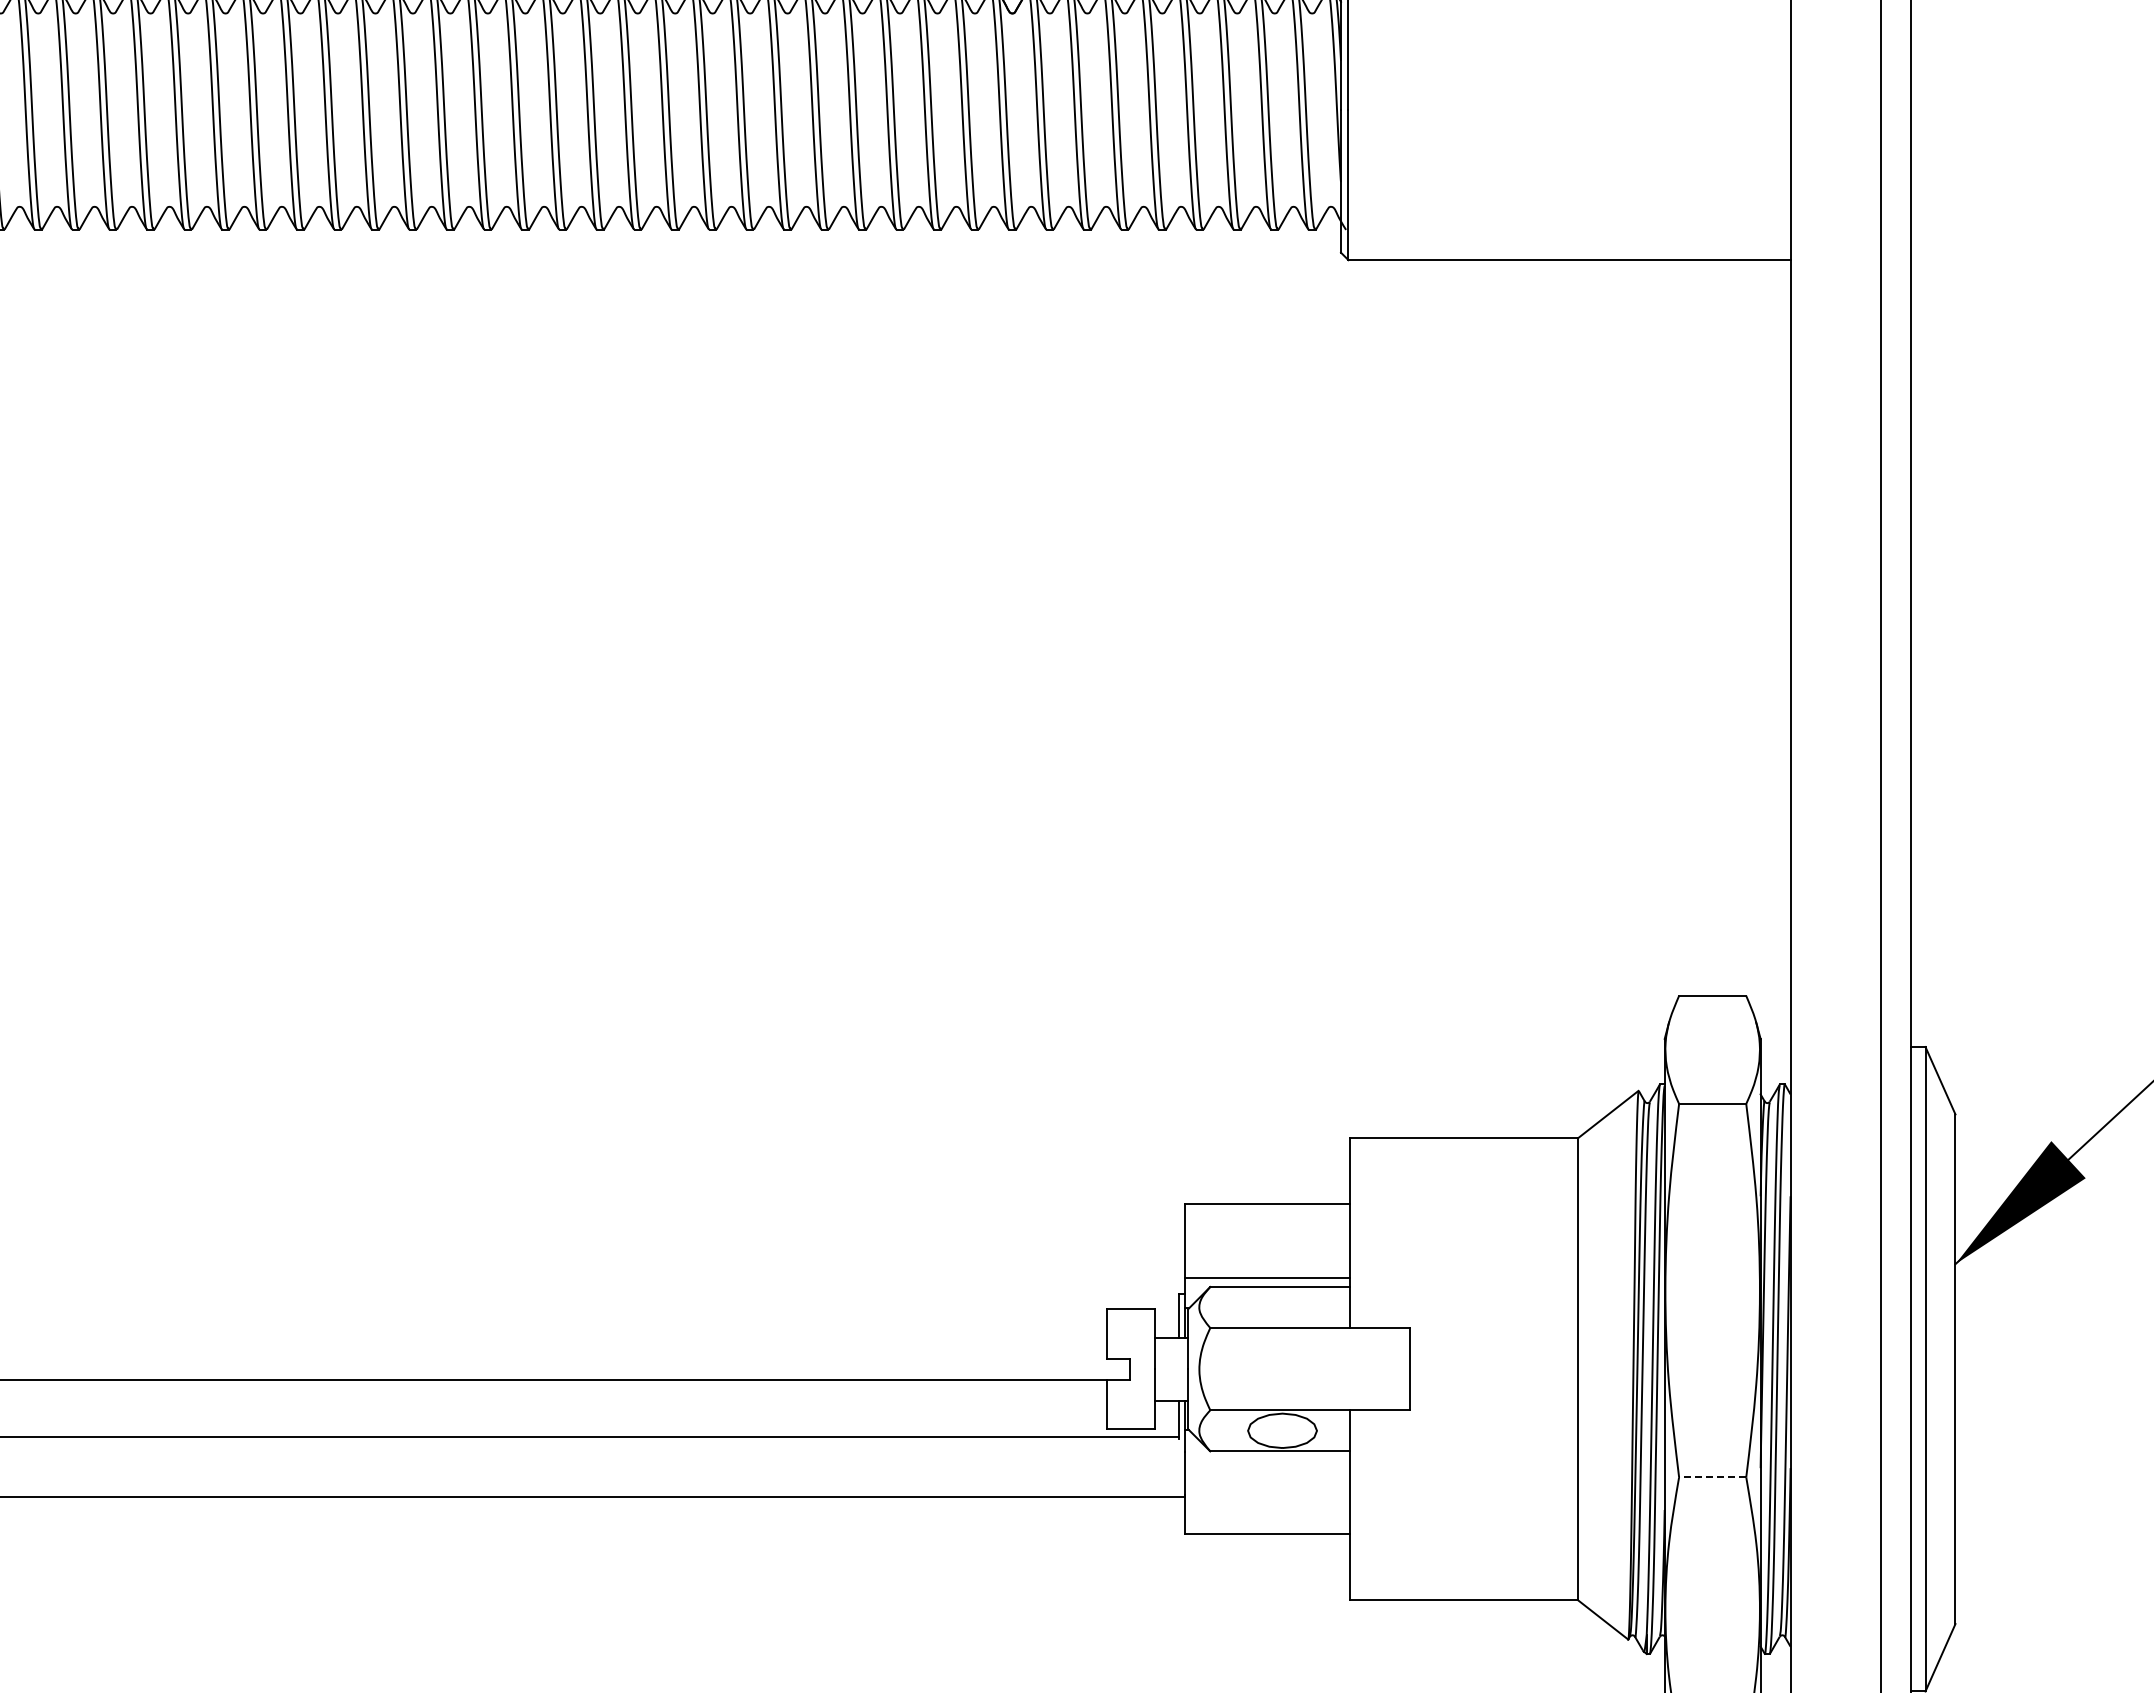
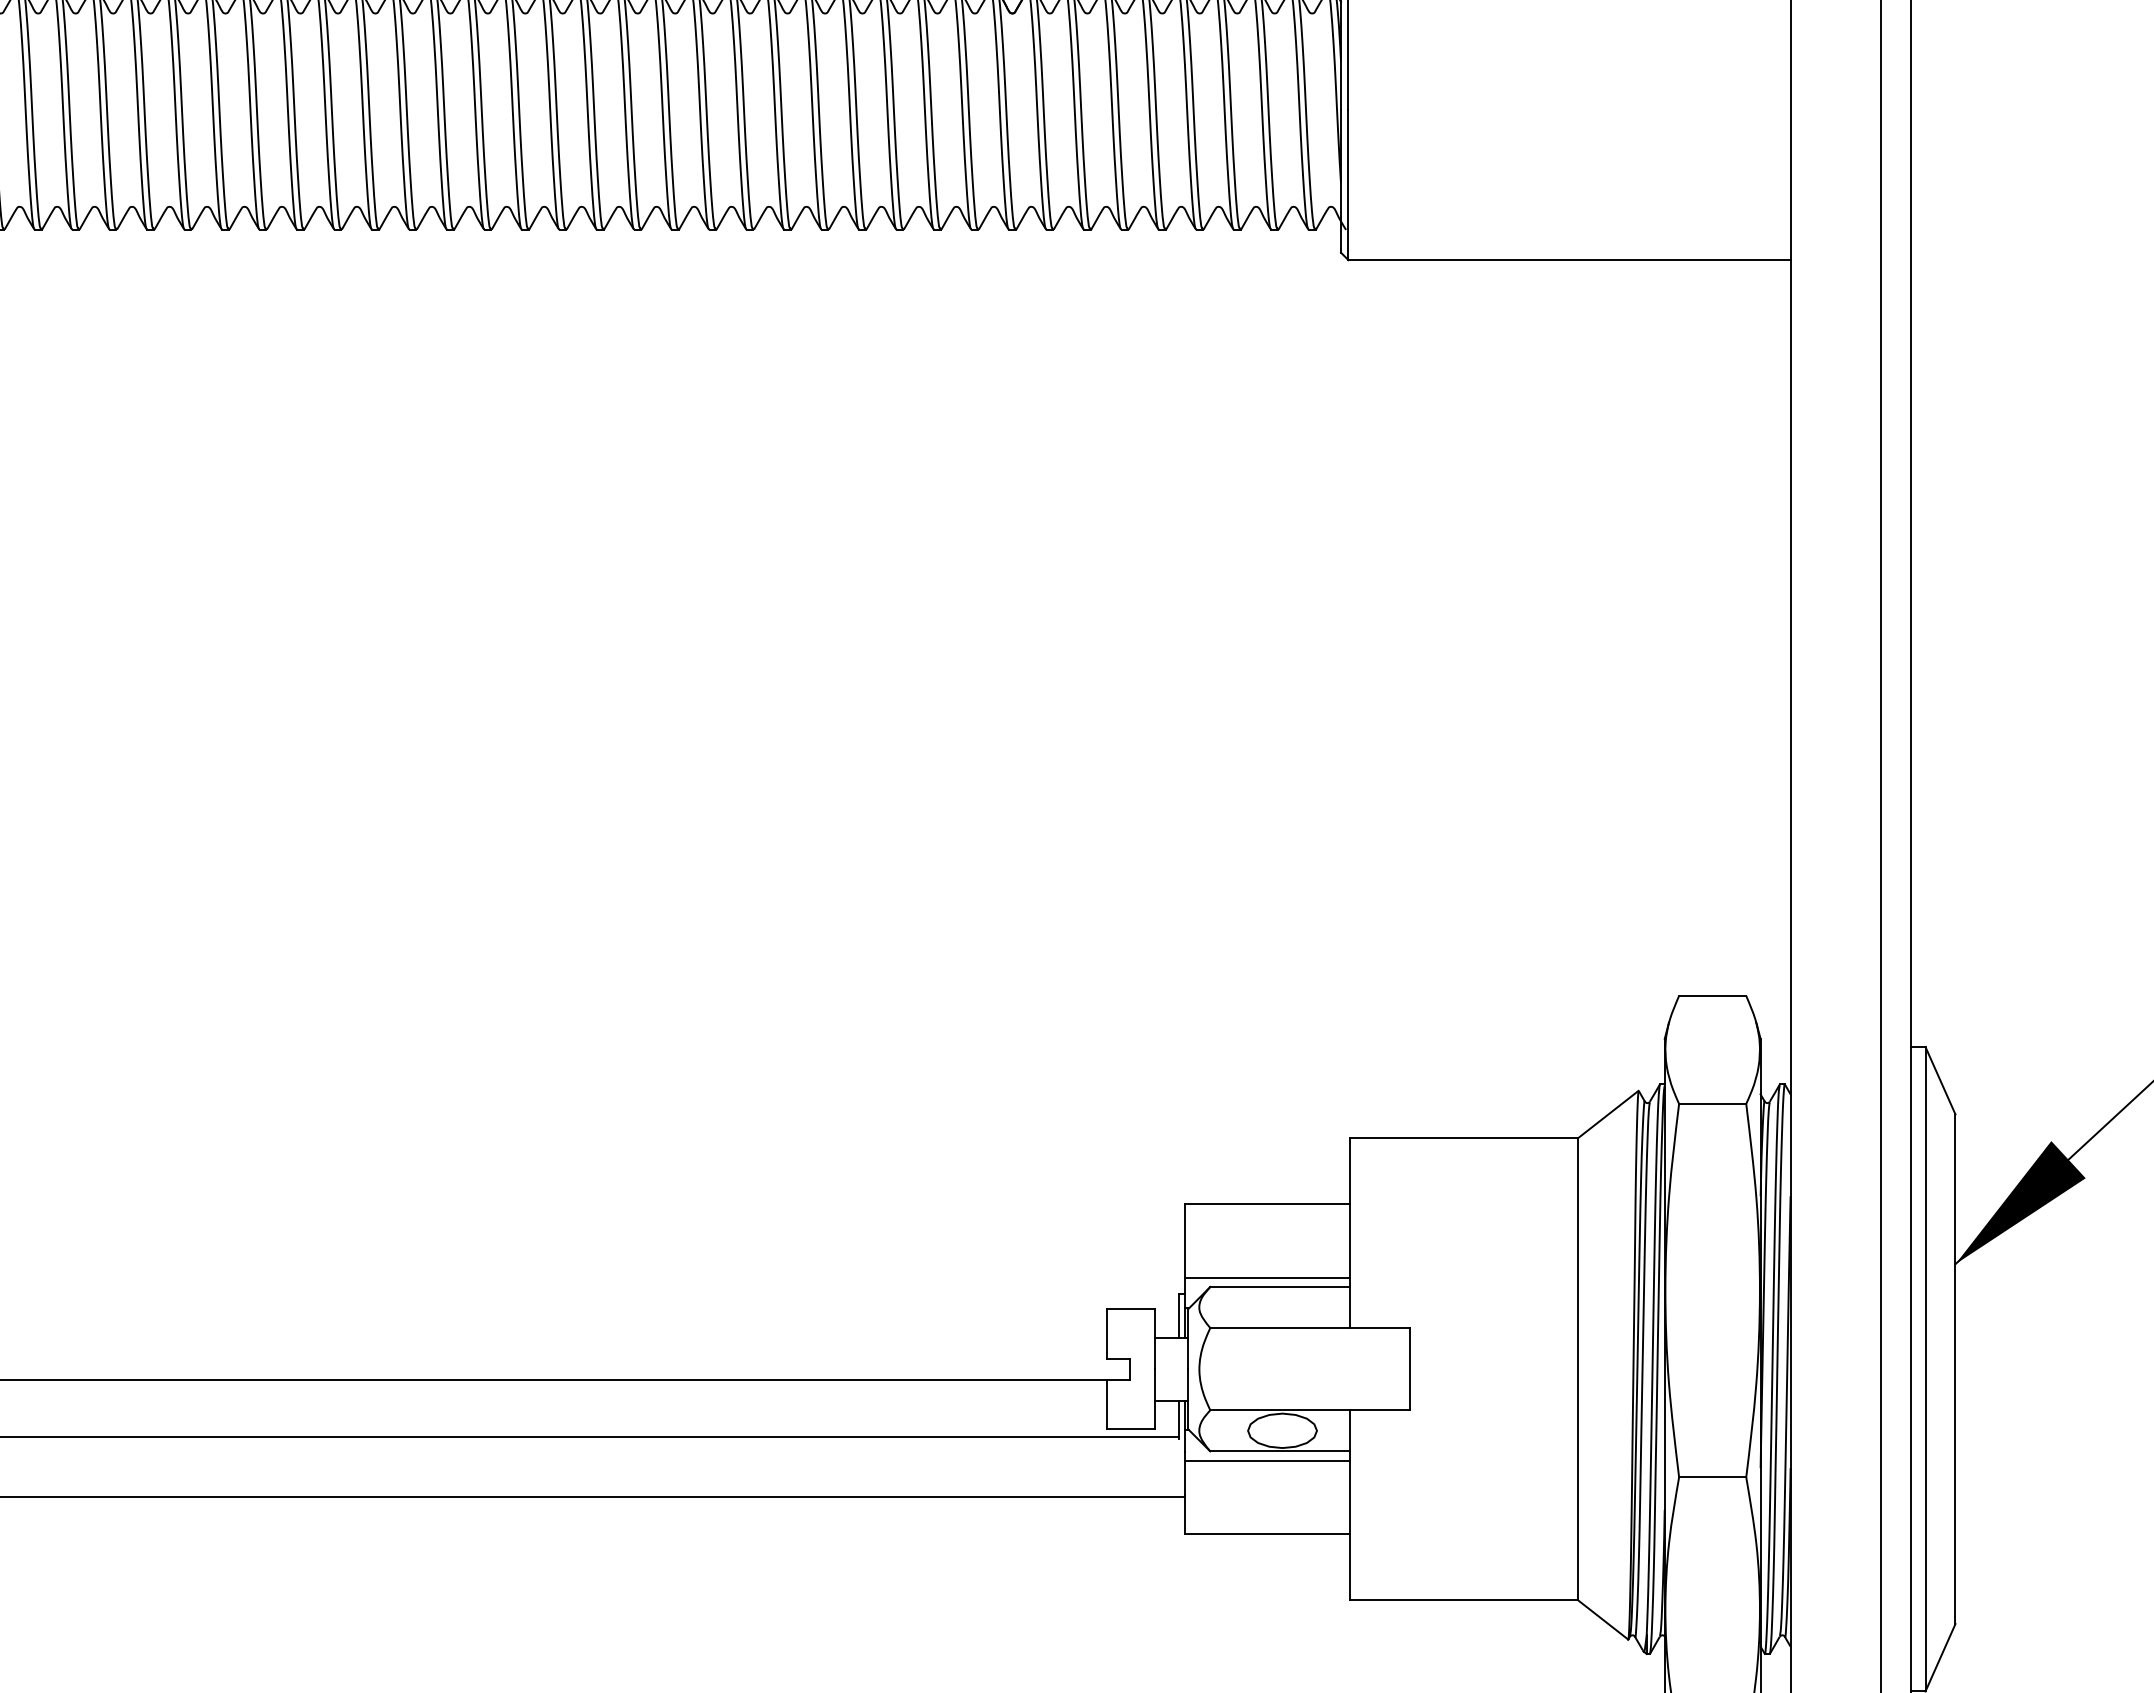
line: none -> present (1267, 1460)
line: dashed -> solid (1712, 1477)
